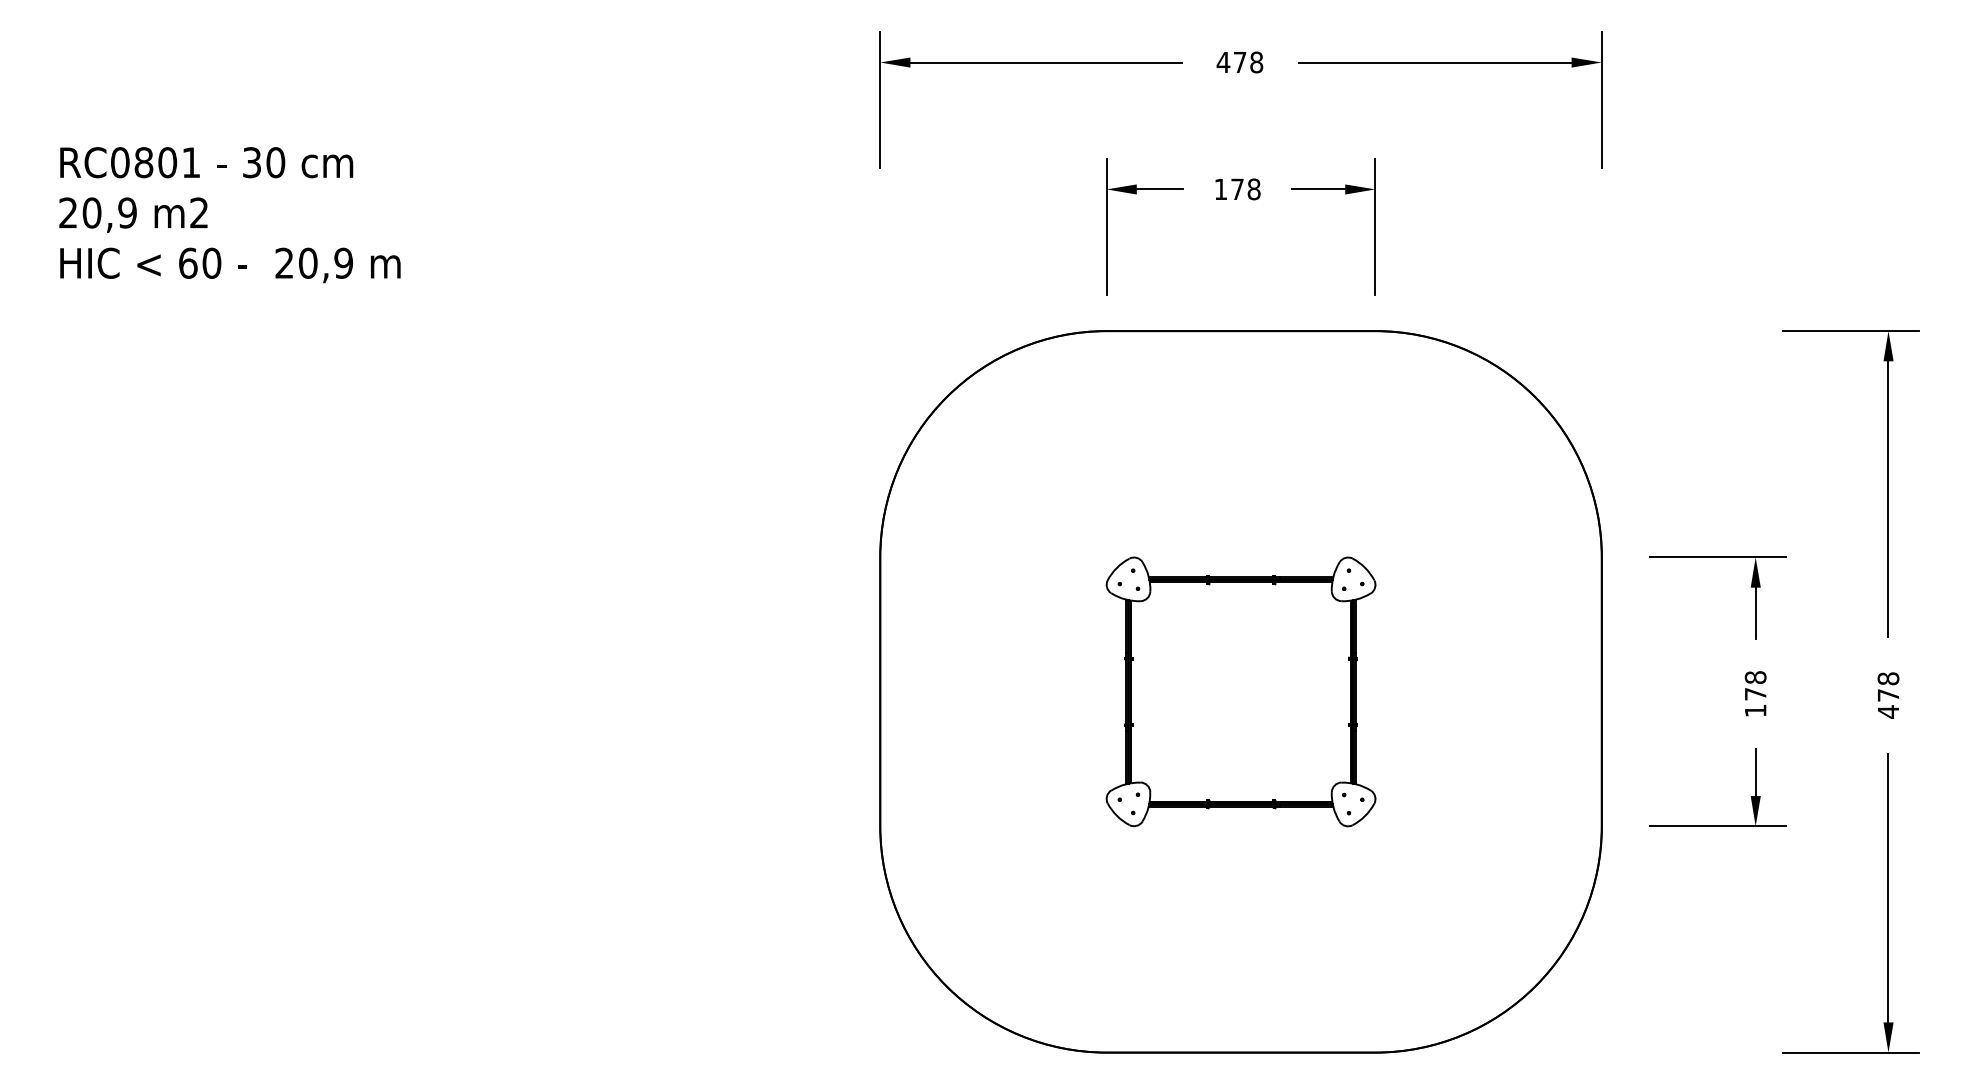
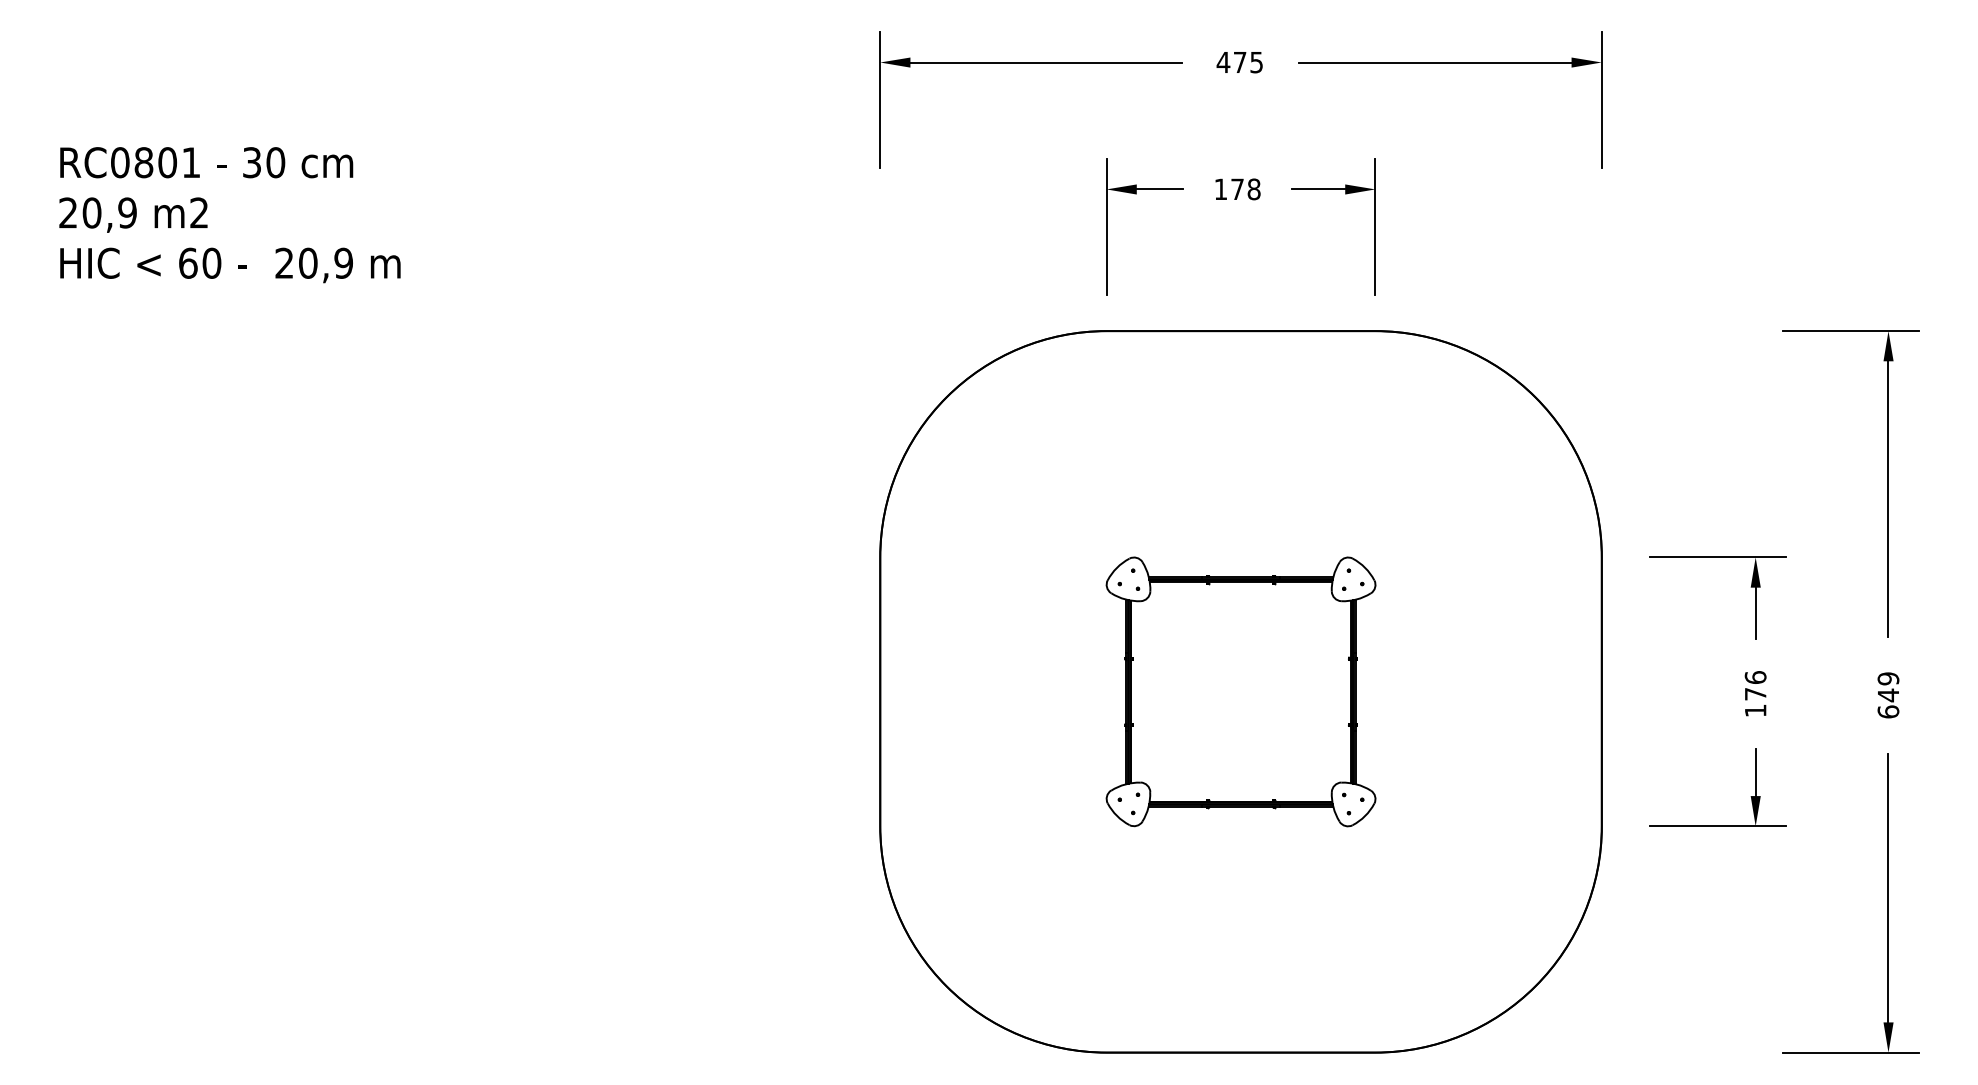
text: 478 -> 475 (1256, 62)
text: 178 -> 176 (1755, 677)
text: 478 -> 649 (1888, 695)
